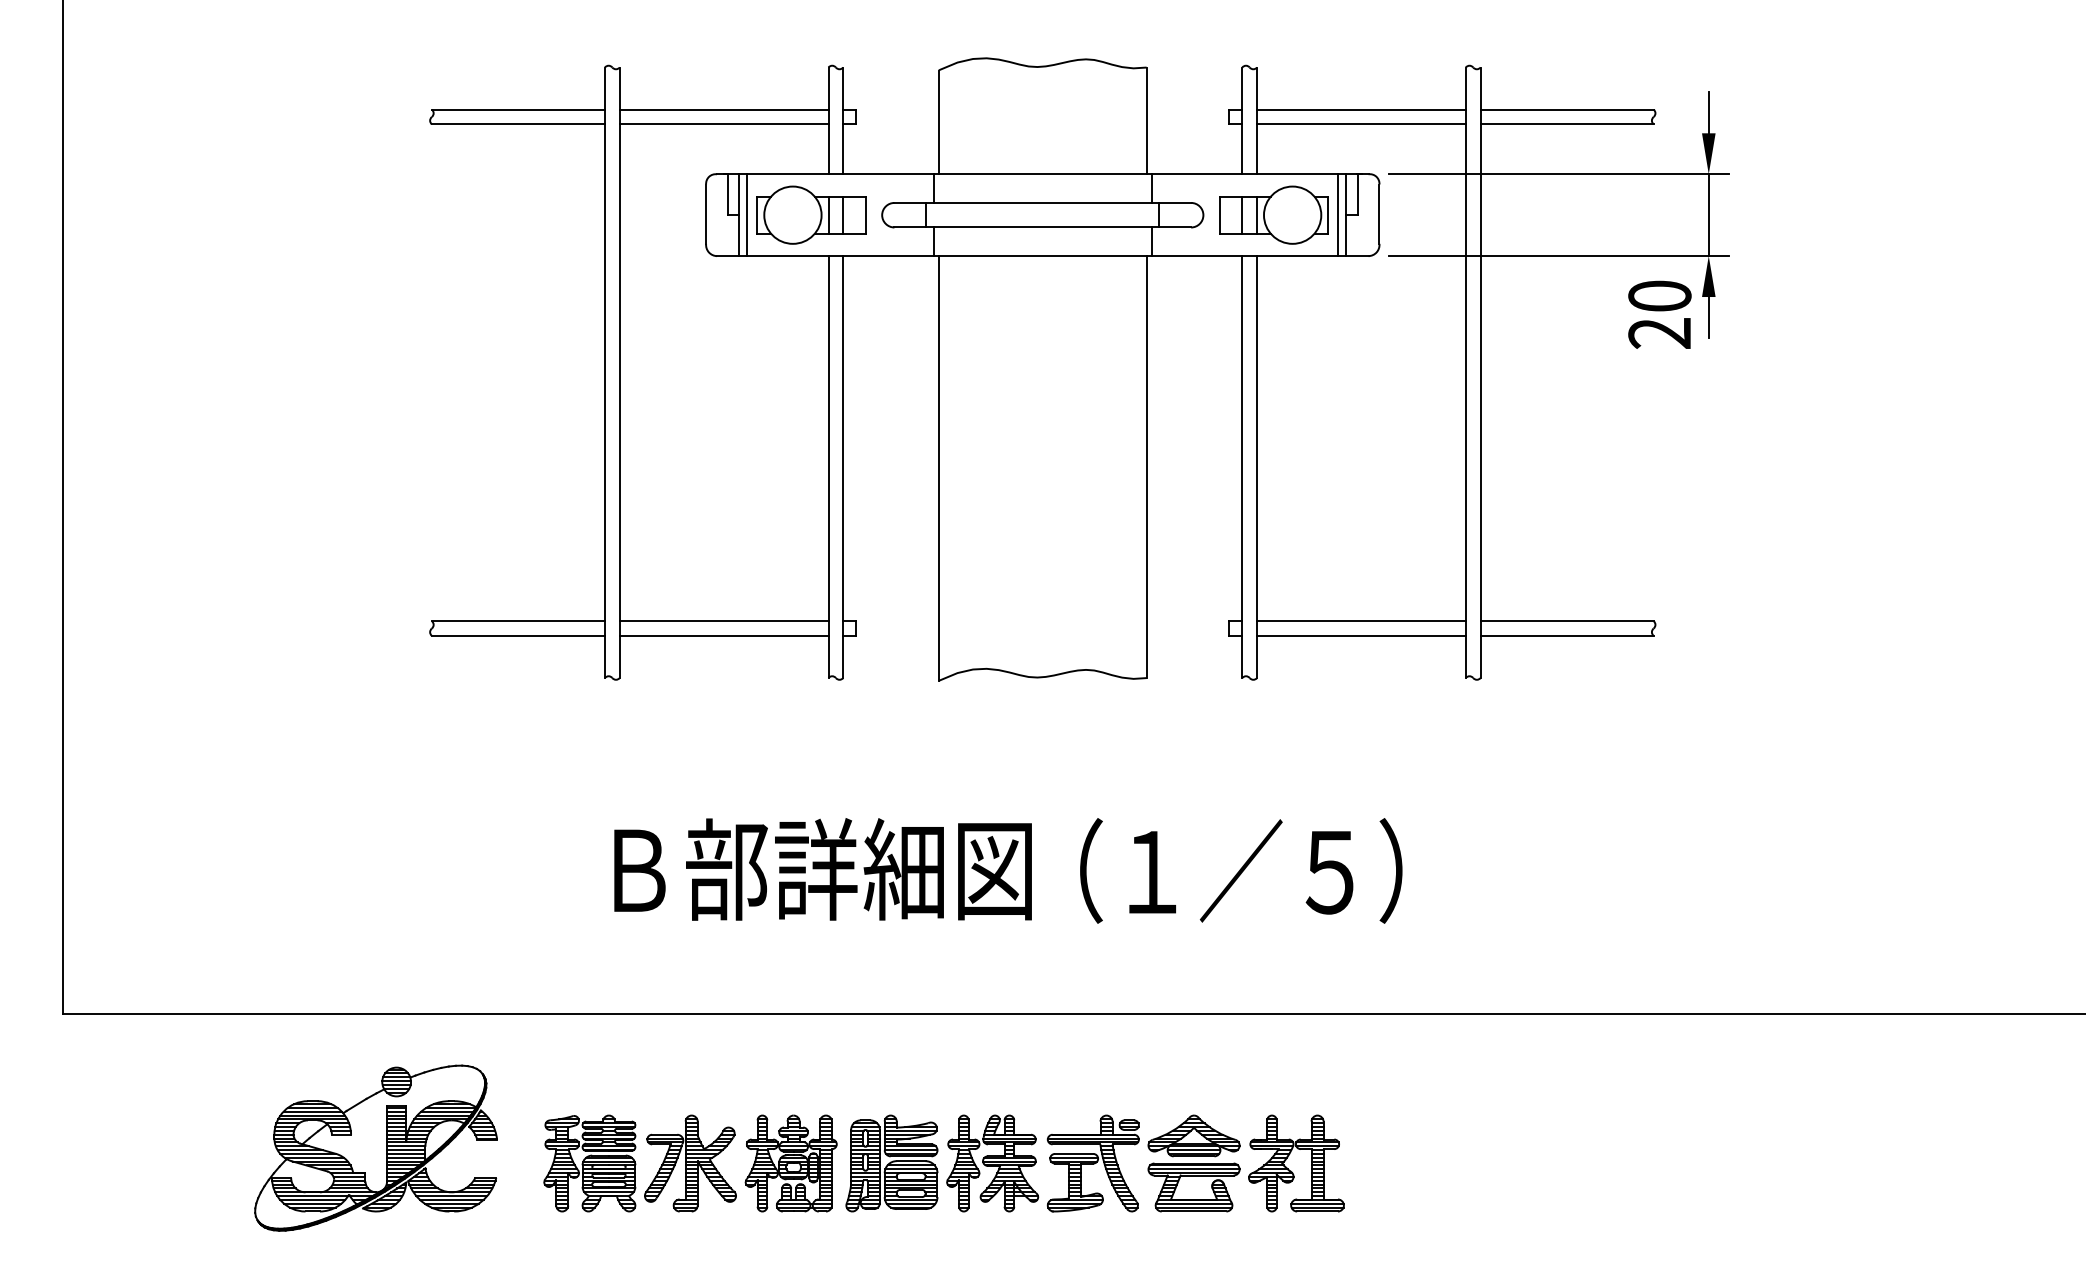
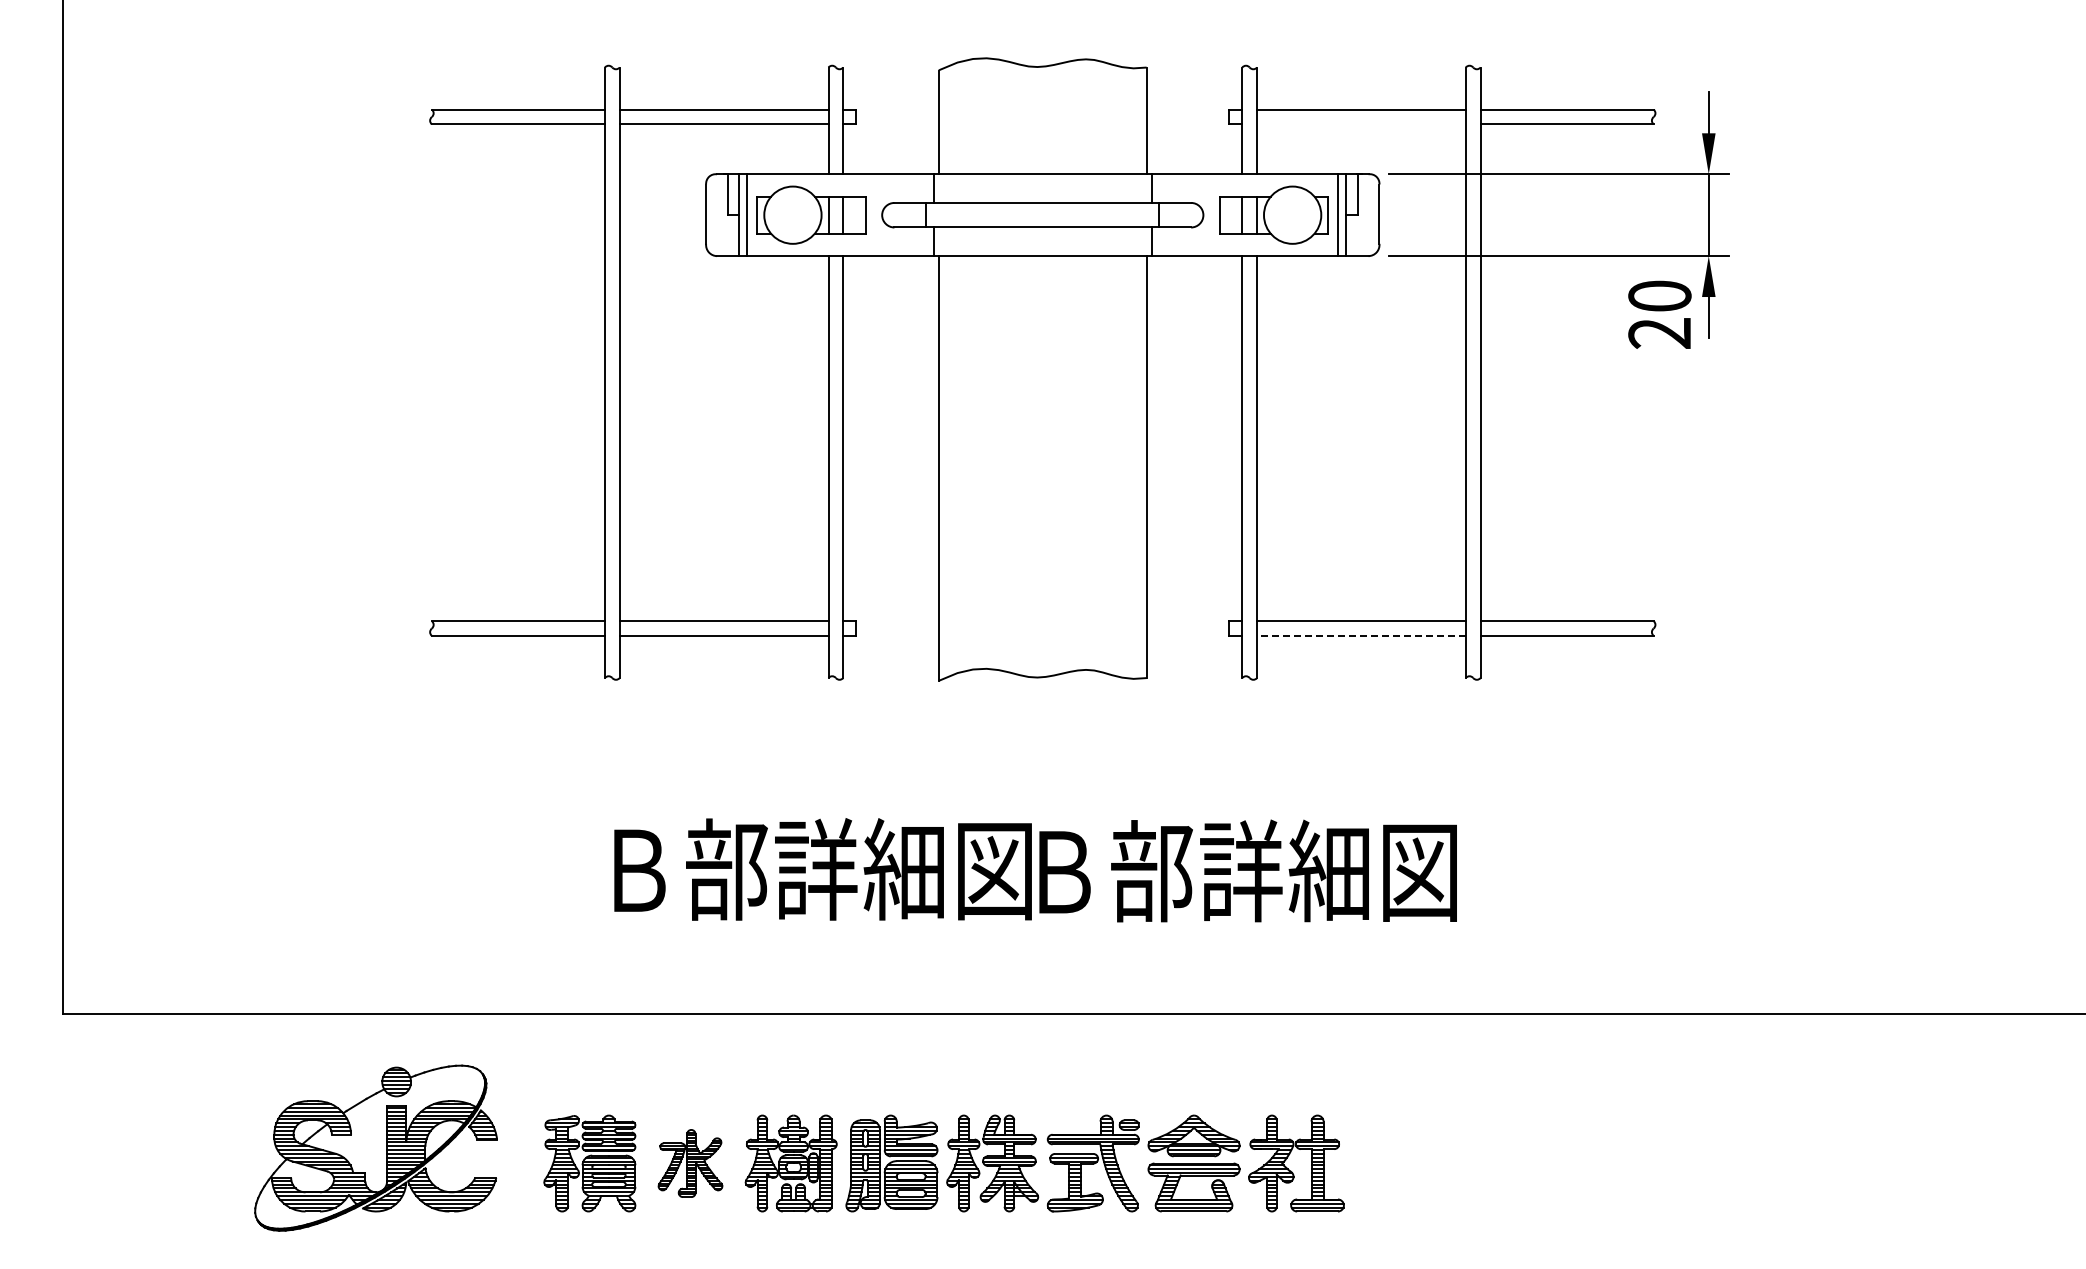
line: present -> none (1361, 124)
line: solid -> dashed (1360, 635)
text: （１／５） -> Ｂ部詳細図 (1247, 870)
part size: 93x99 px -> 67x69 px (690, 1163)
